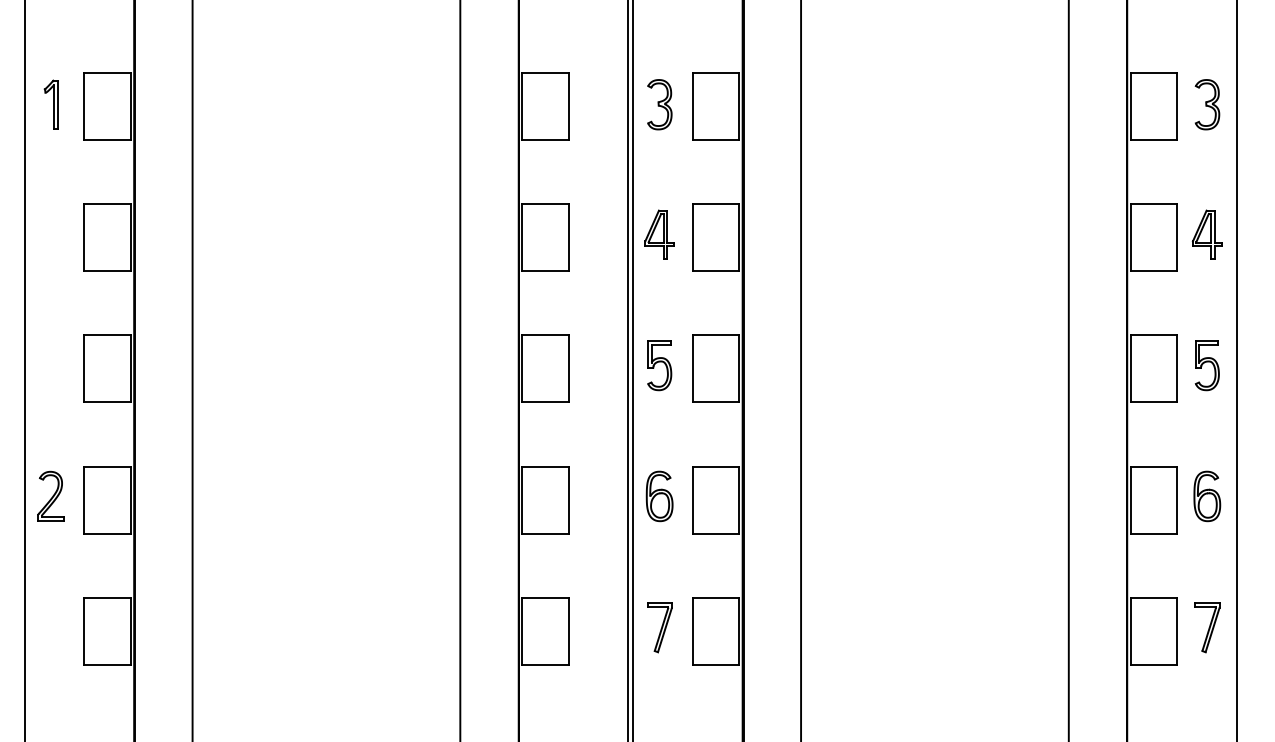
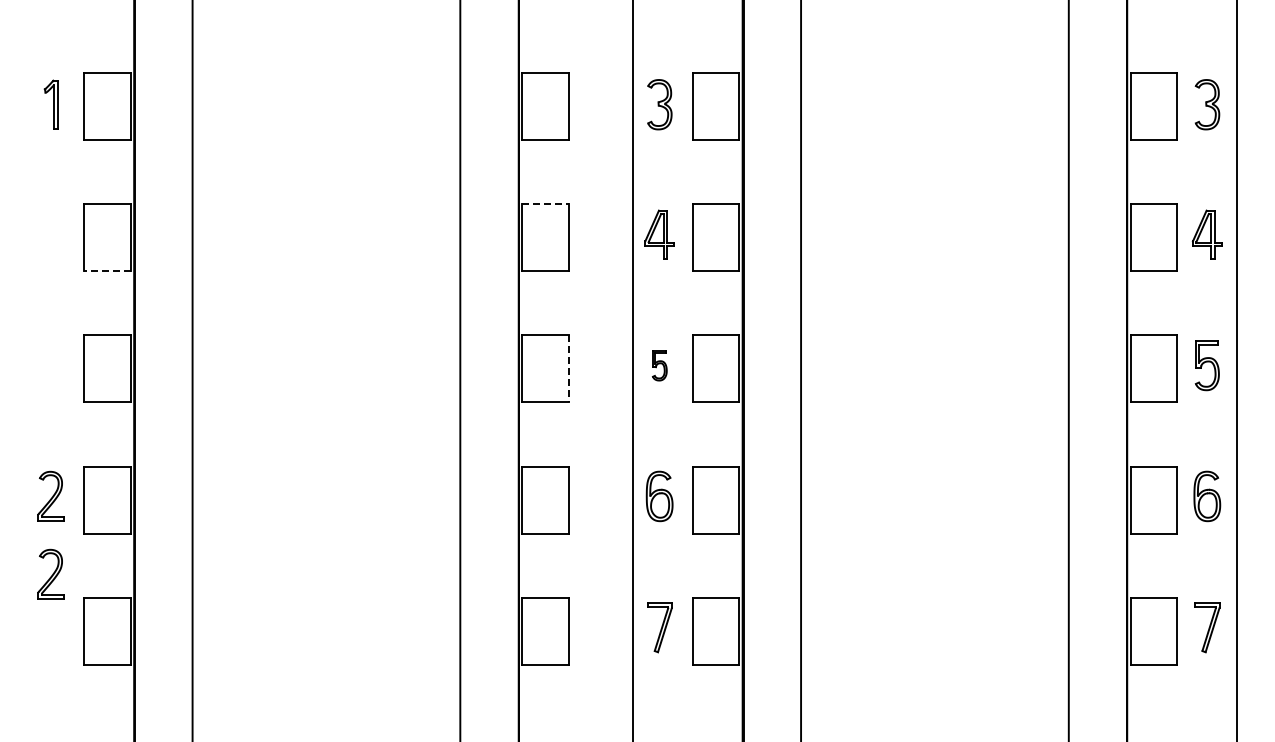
line: solid -> dashed (546, 204)
line: solid -> dashed (106, 270)
part size: 26x52 px -> 16x32 px (659, 365)
line: solid -> dashed (568, 369)
line: present -> none (24, 370)
line: present -> none (628, 370)
part: none -> present (50, 573)
